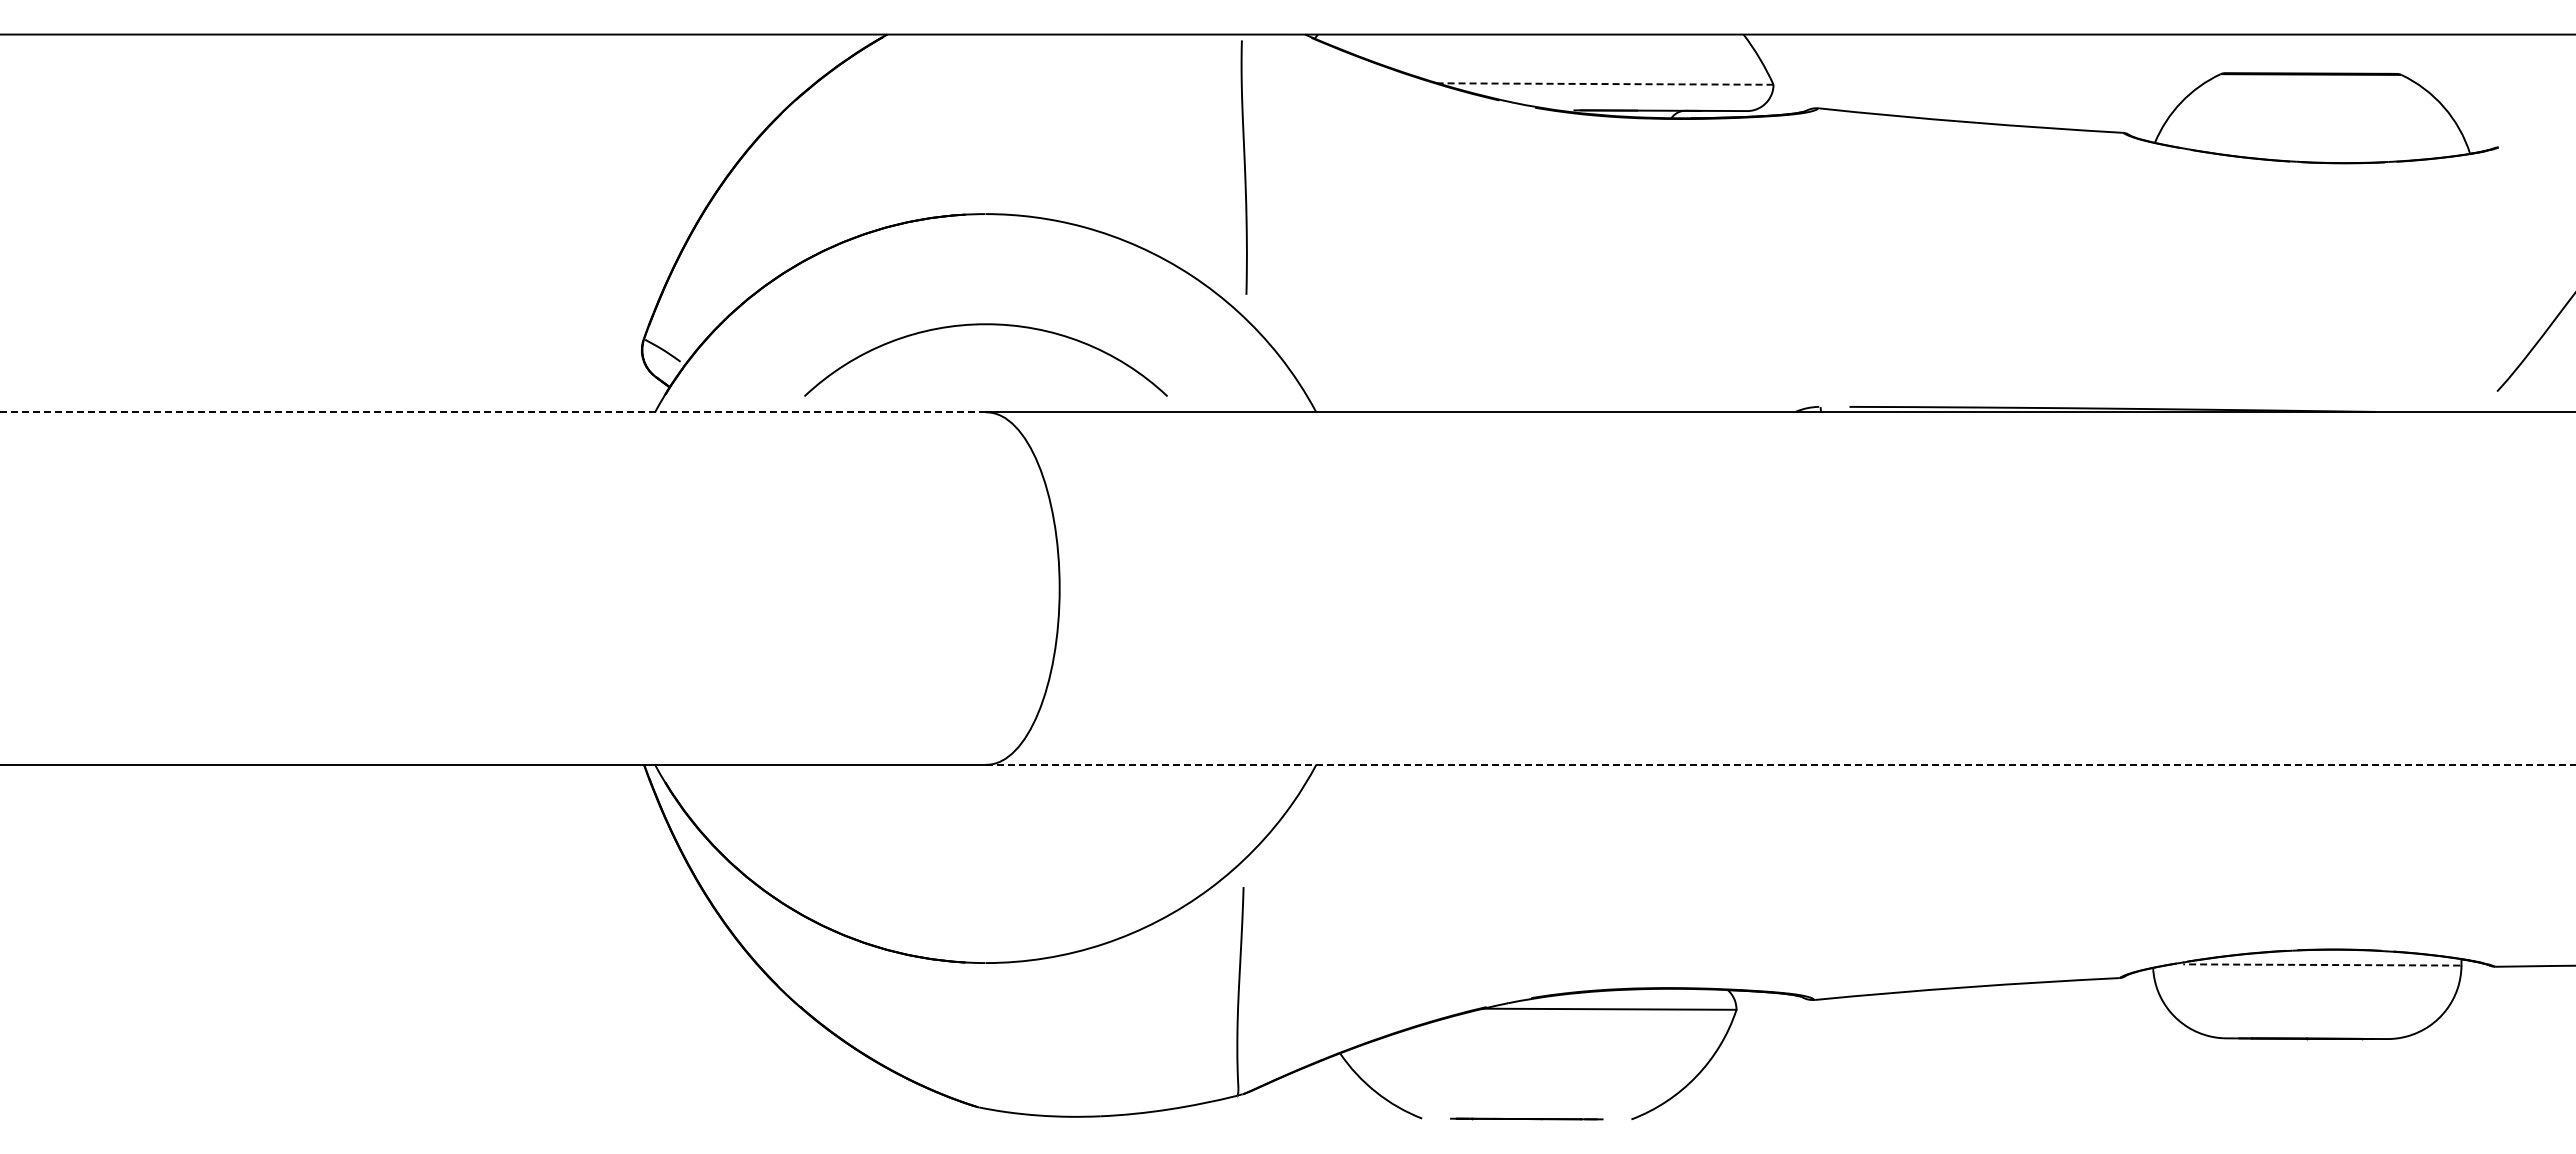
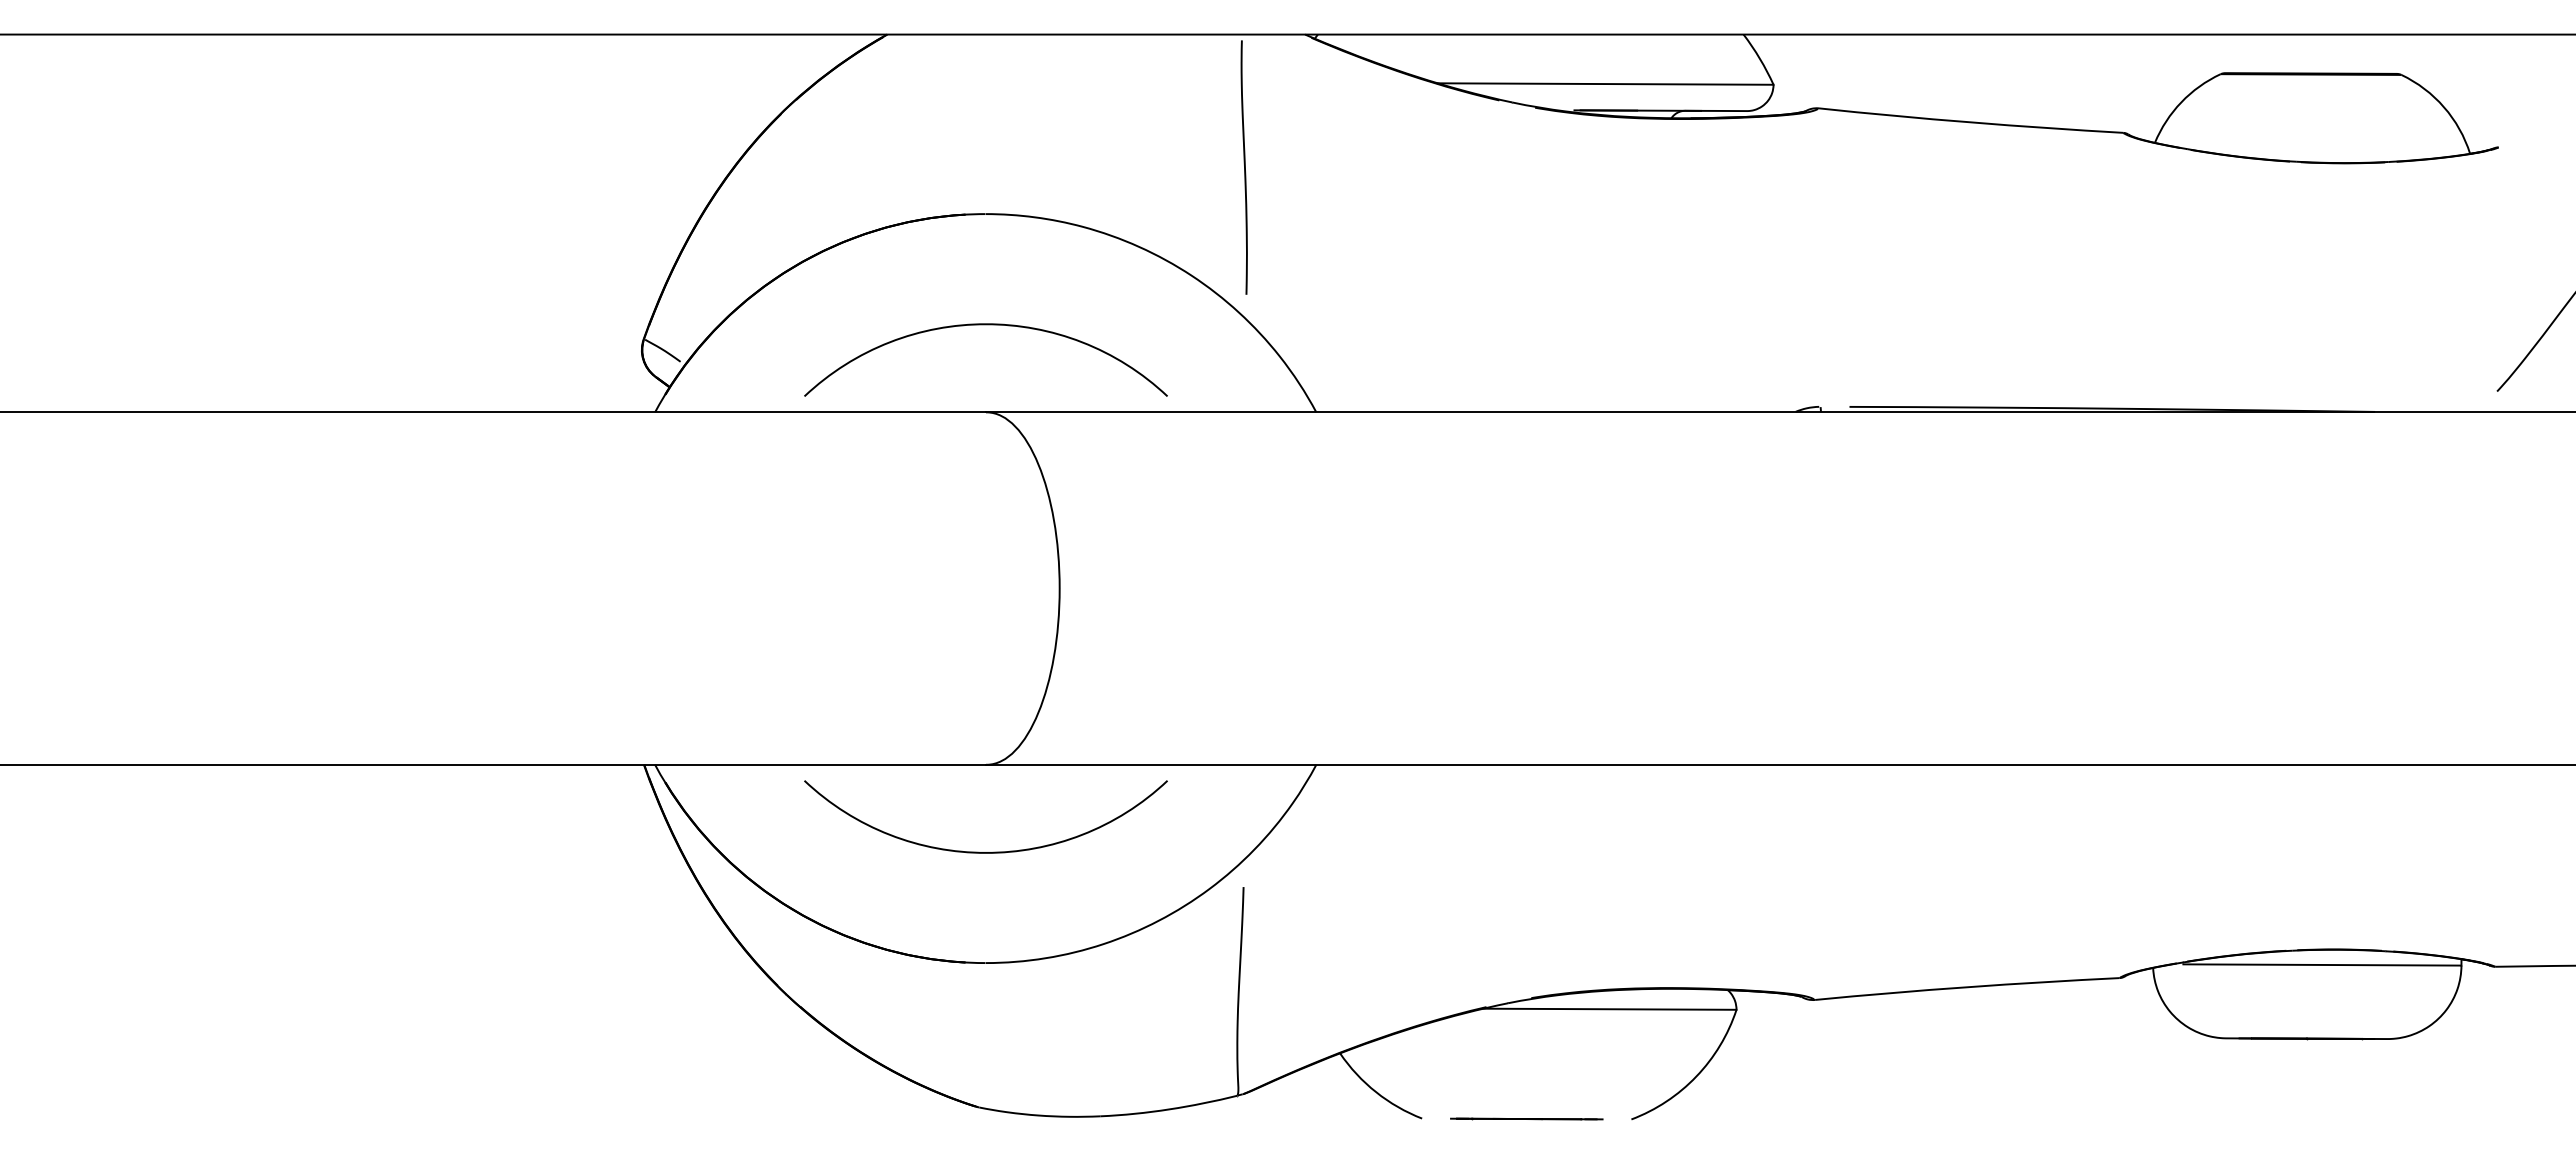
line: dashed -> solid (1605, 84)
line: dashed -> solid (493, 412)
line: dashed -> solid (1781, 764)
arc: none -> present (978, 851)
line: dashed -> solid (2321, 964)
